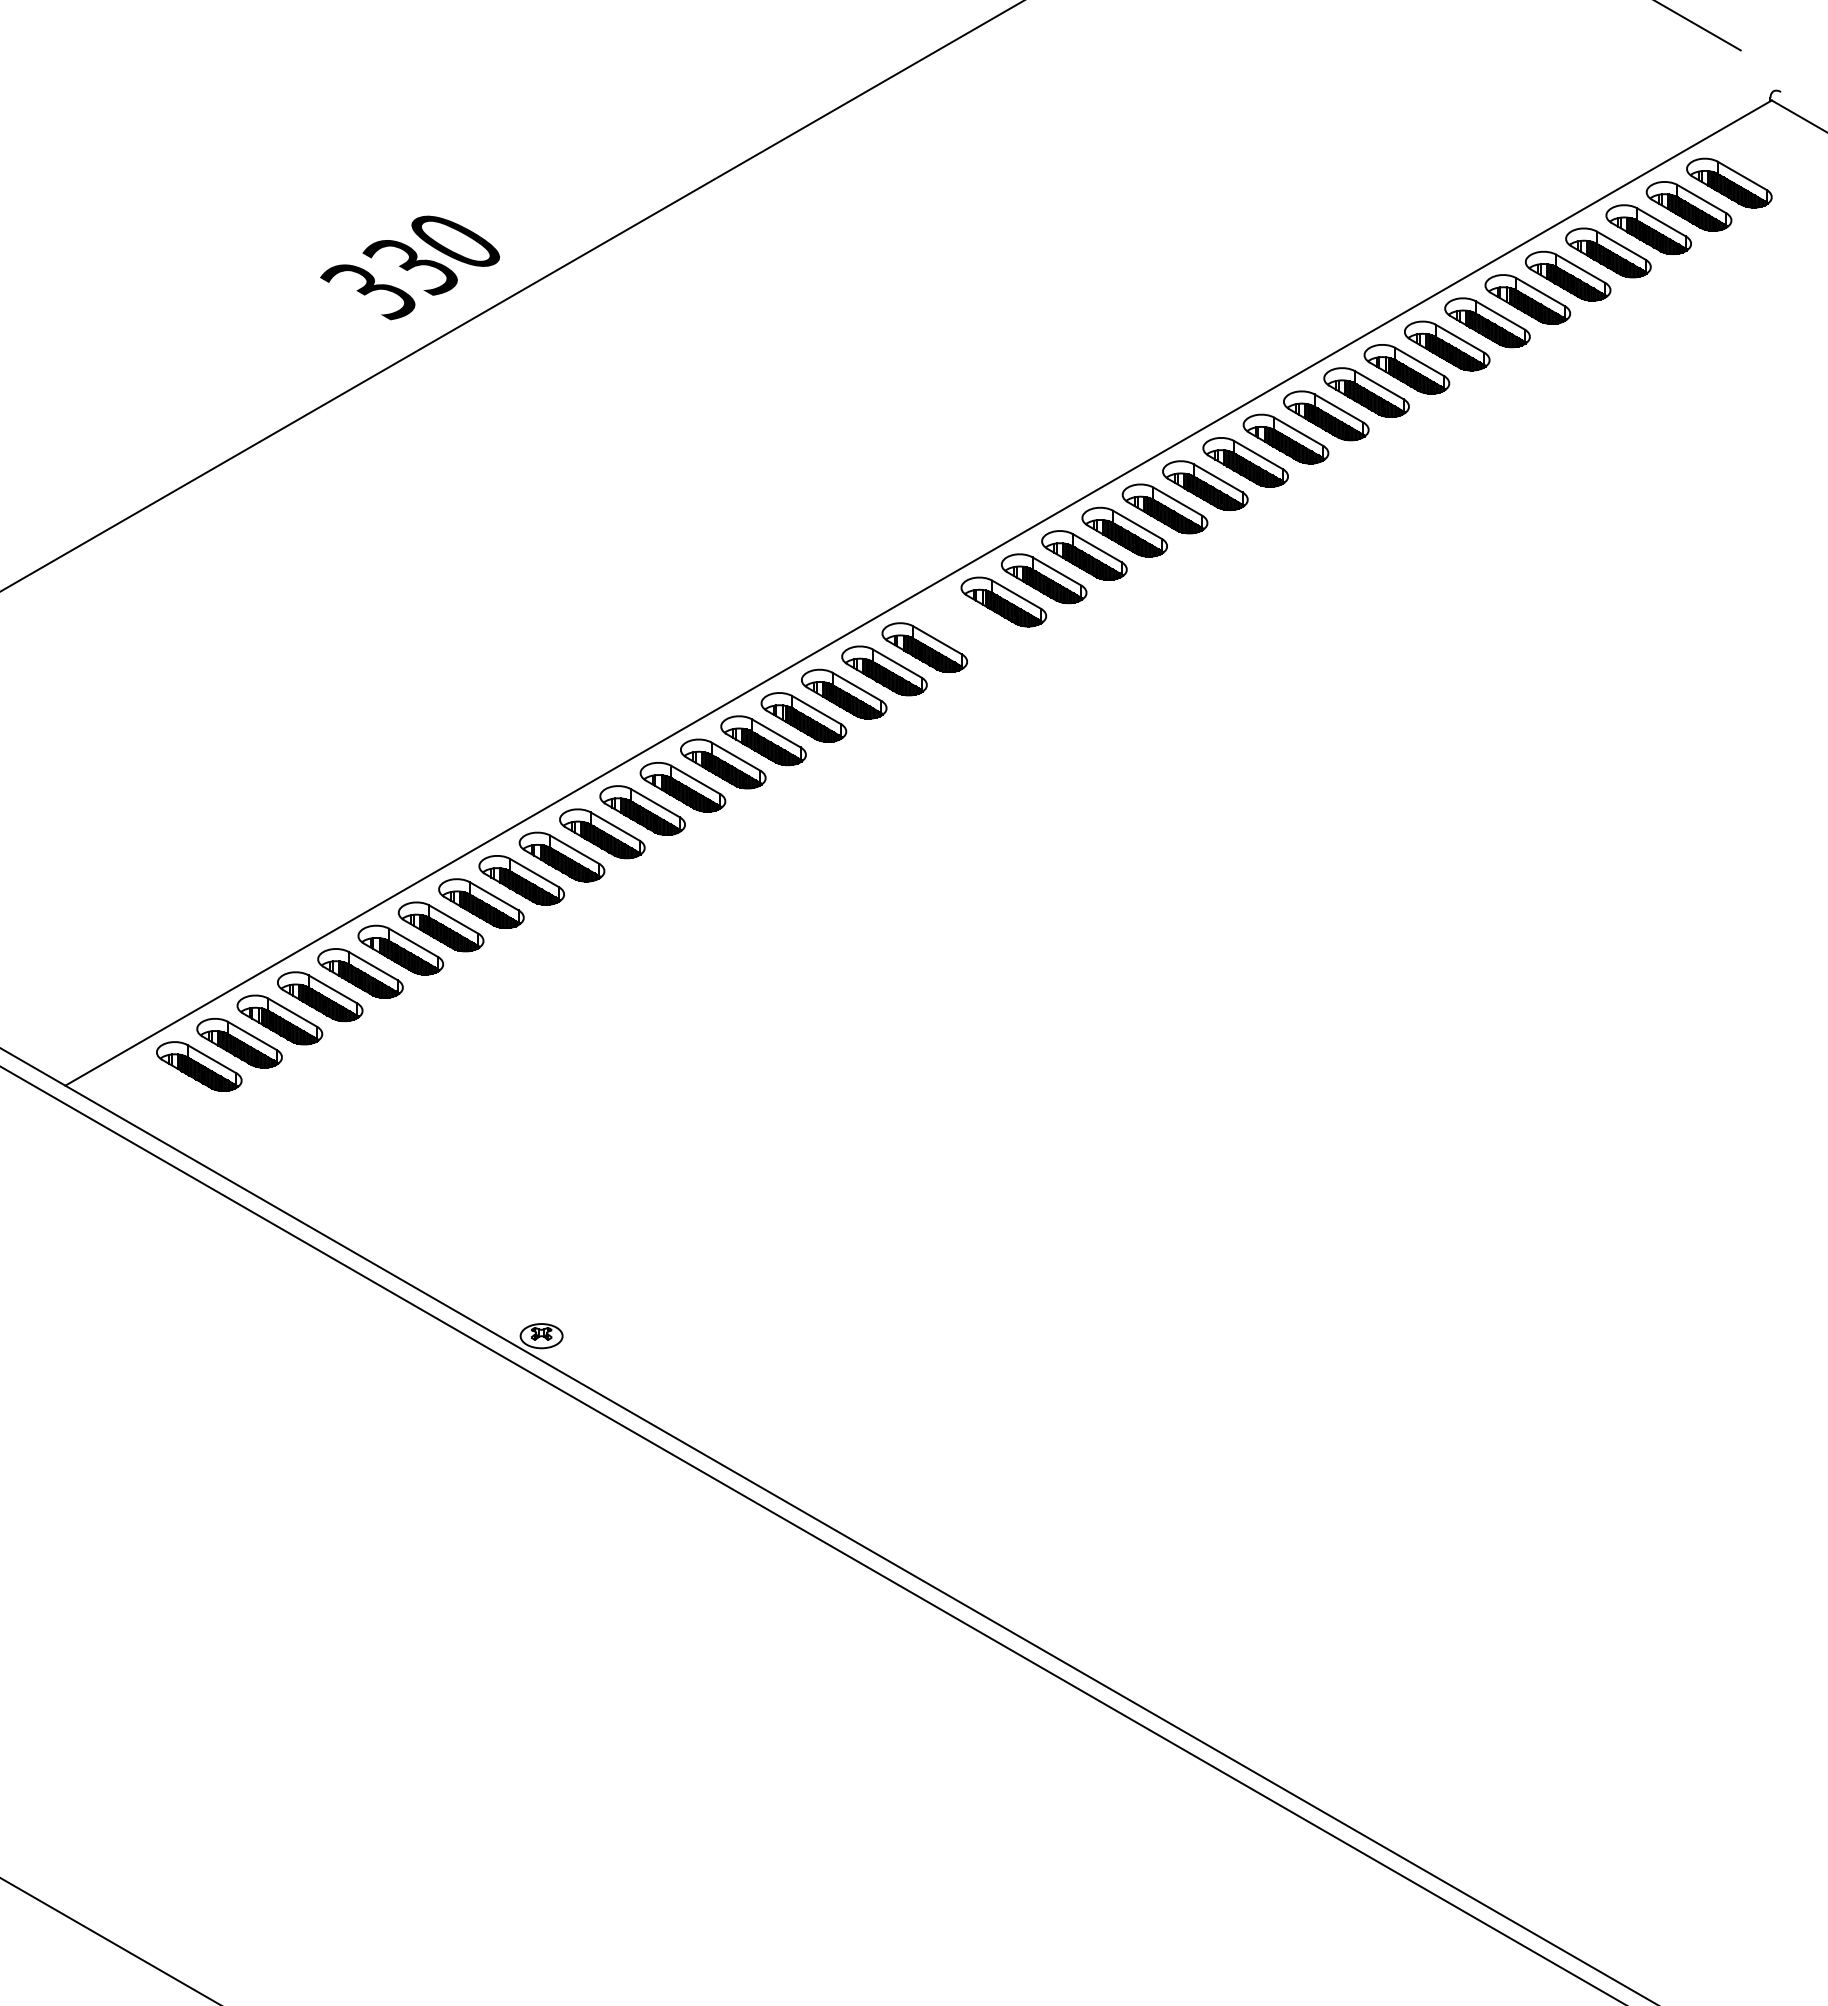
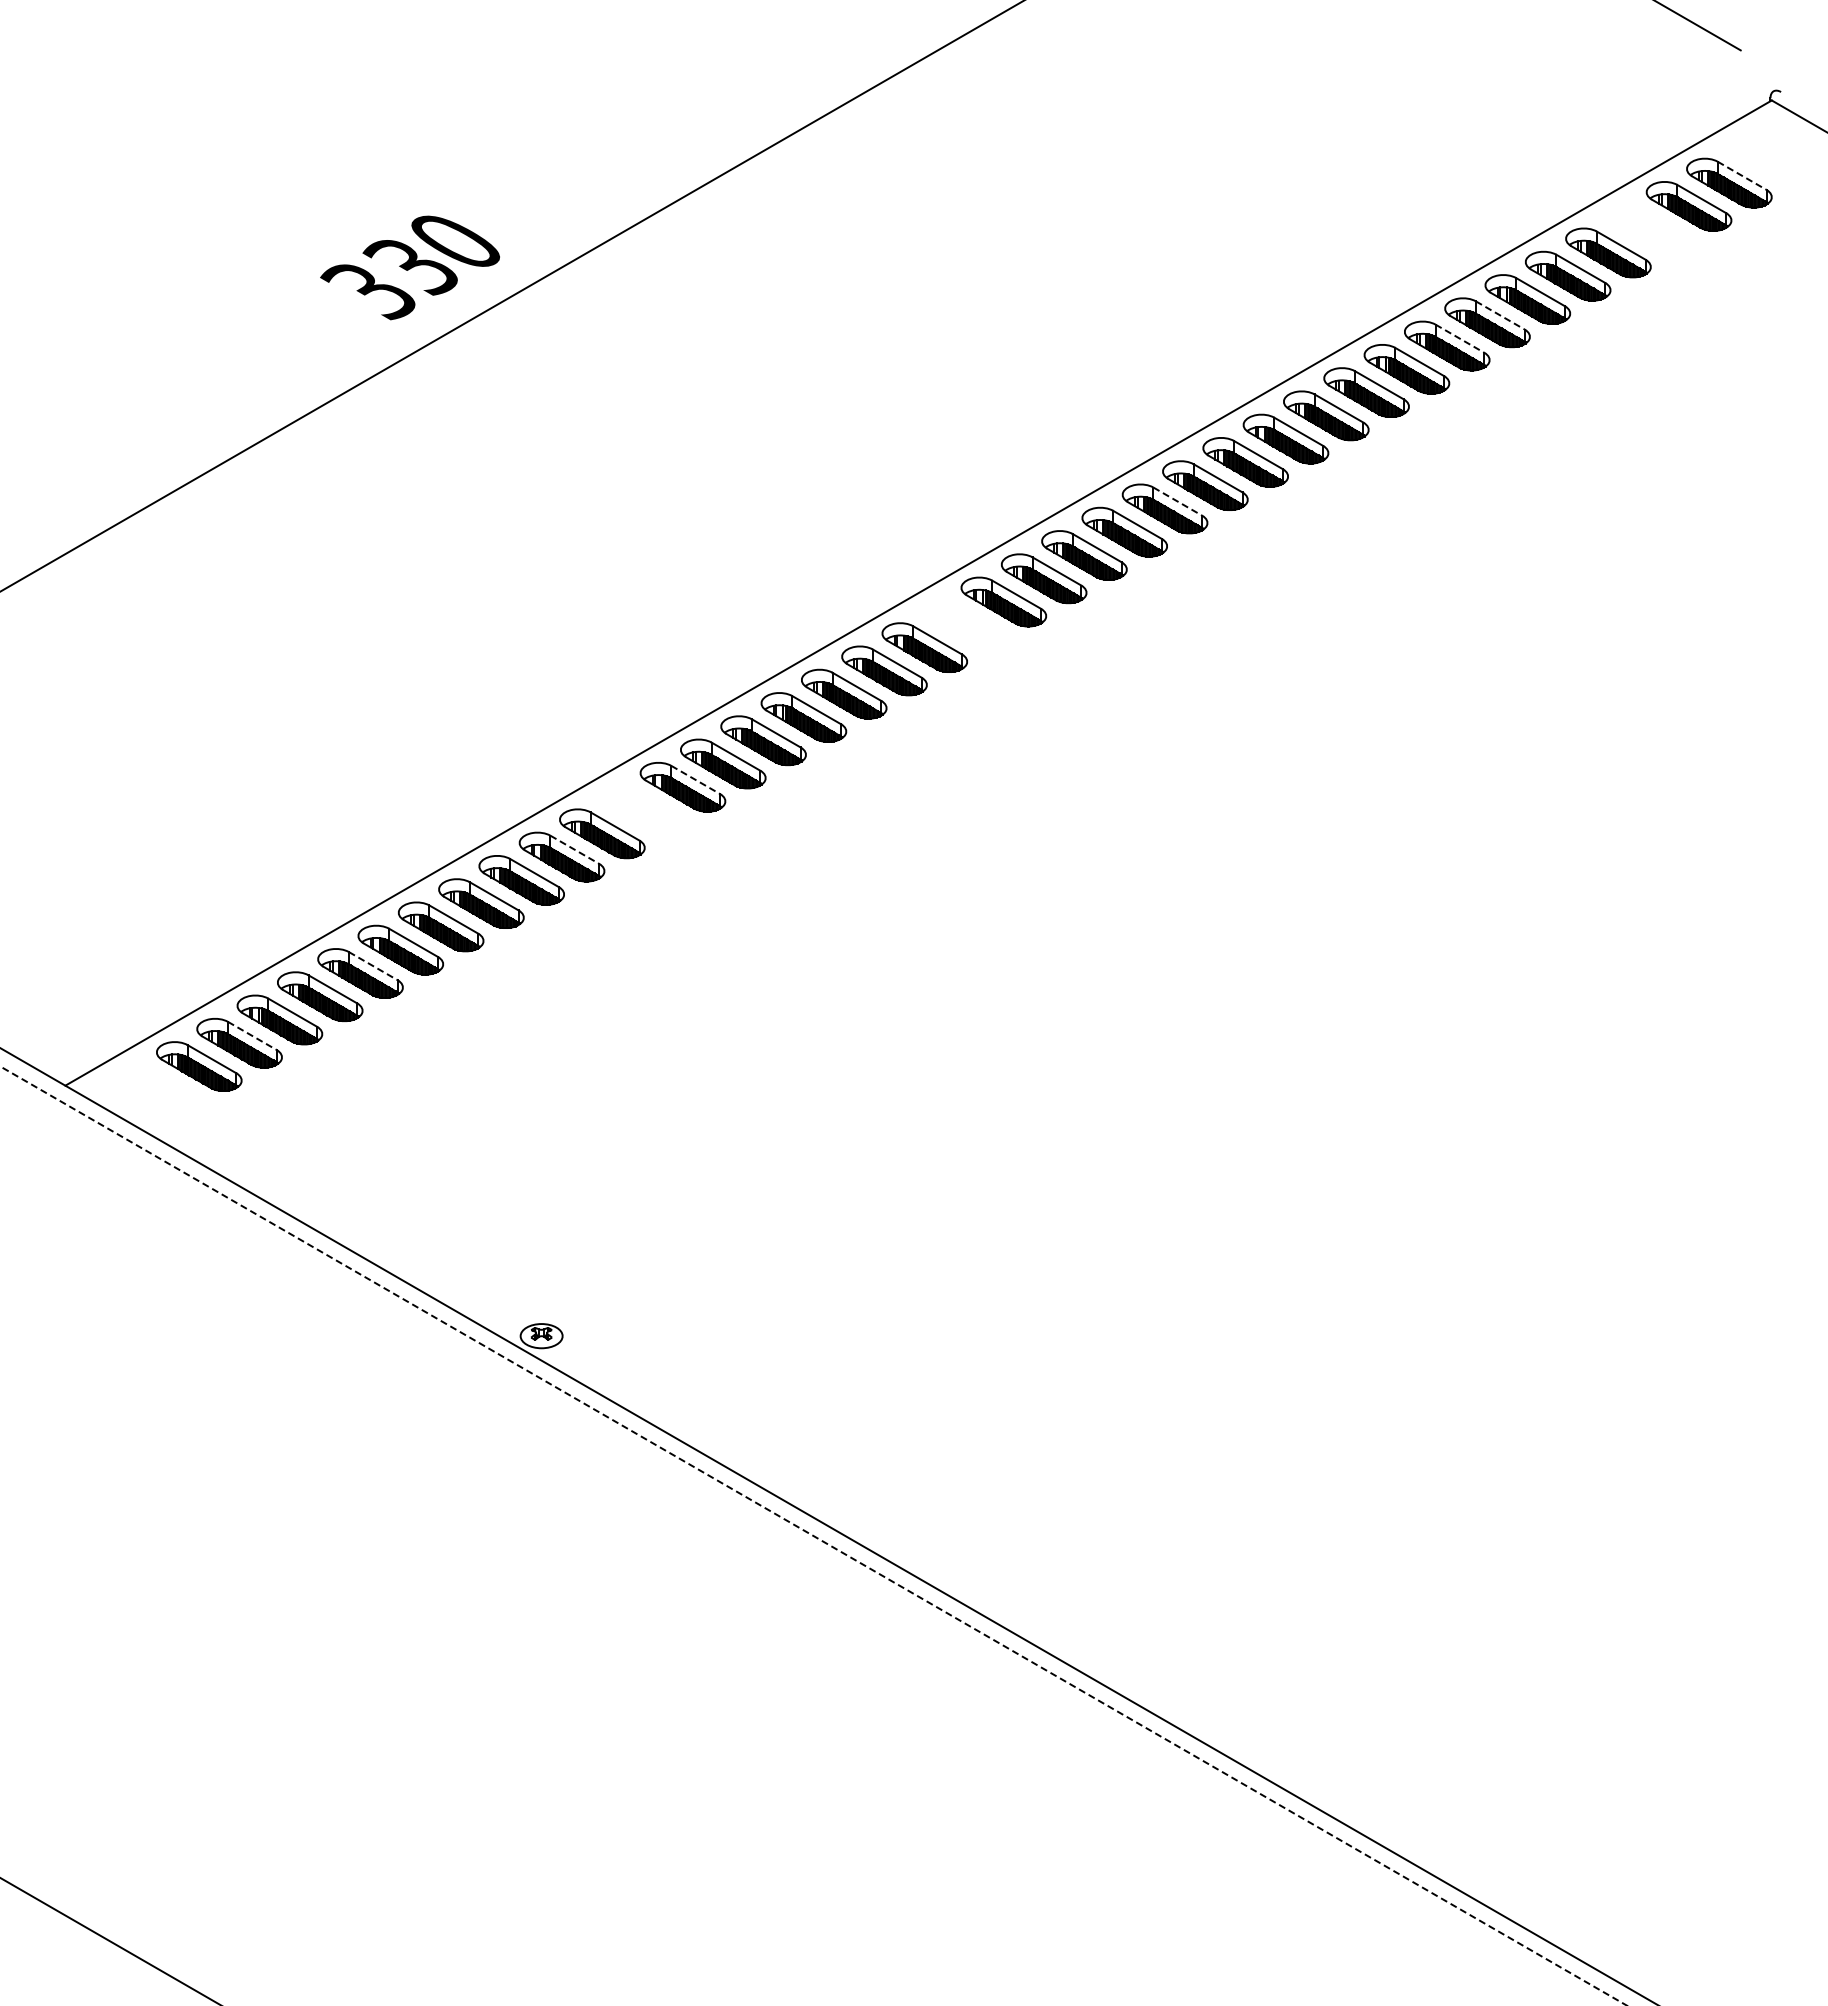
line: solid -> dashed (1742, 176)
part: present -> none (1648, 229)
line: solid -> dashed (1500, 315)
line: solid -> dashed (1460, 338)
line: solid -> dashed (1178, 501)
line: solid -> dashed (696, 780)
part: present -> none (642, 810)
line: solid -> dashed (575, 850)
line: solid -> dashed (373, 966)
line: solid -> dashed (252, 1036)
line: solid -> dashed (814, 1536)
